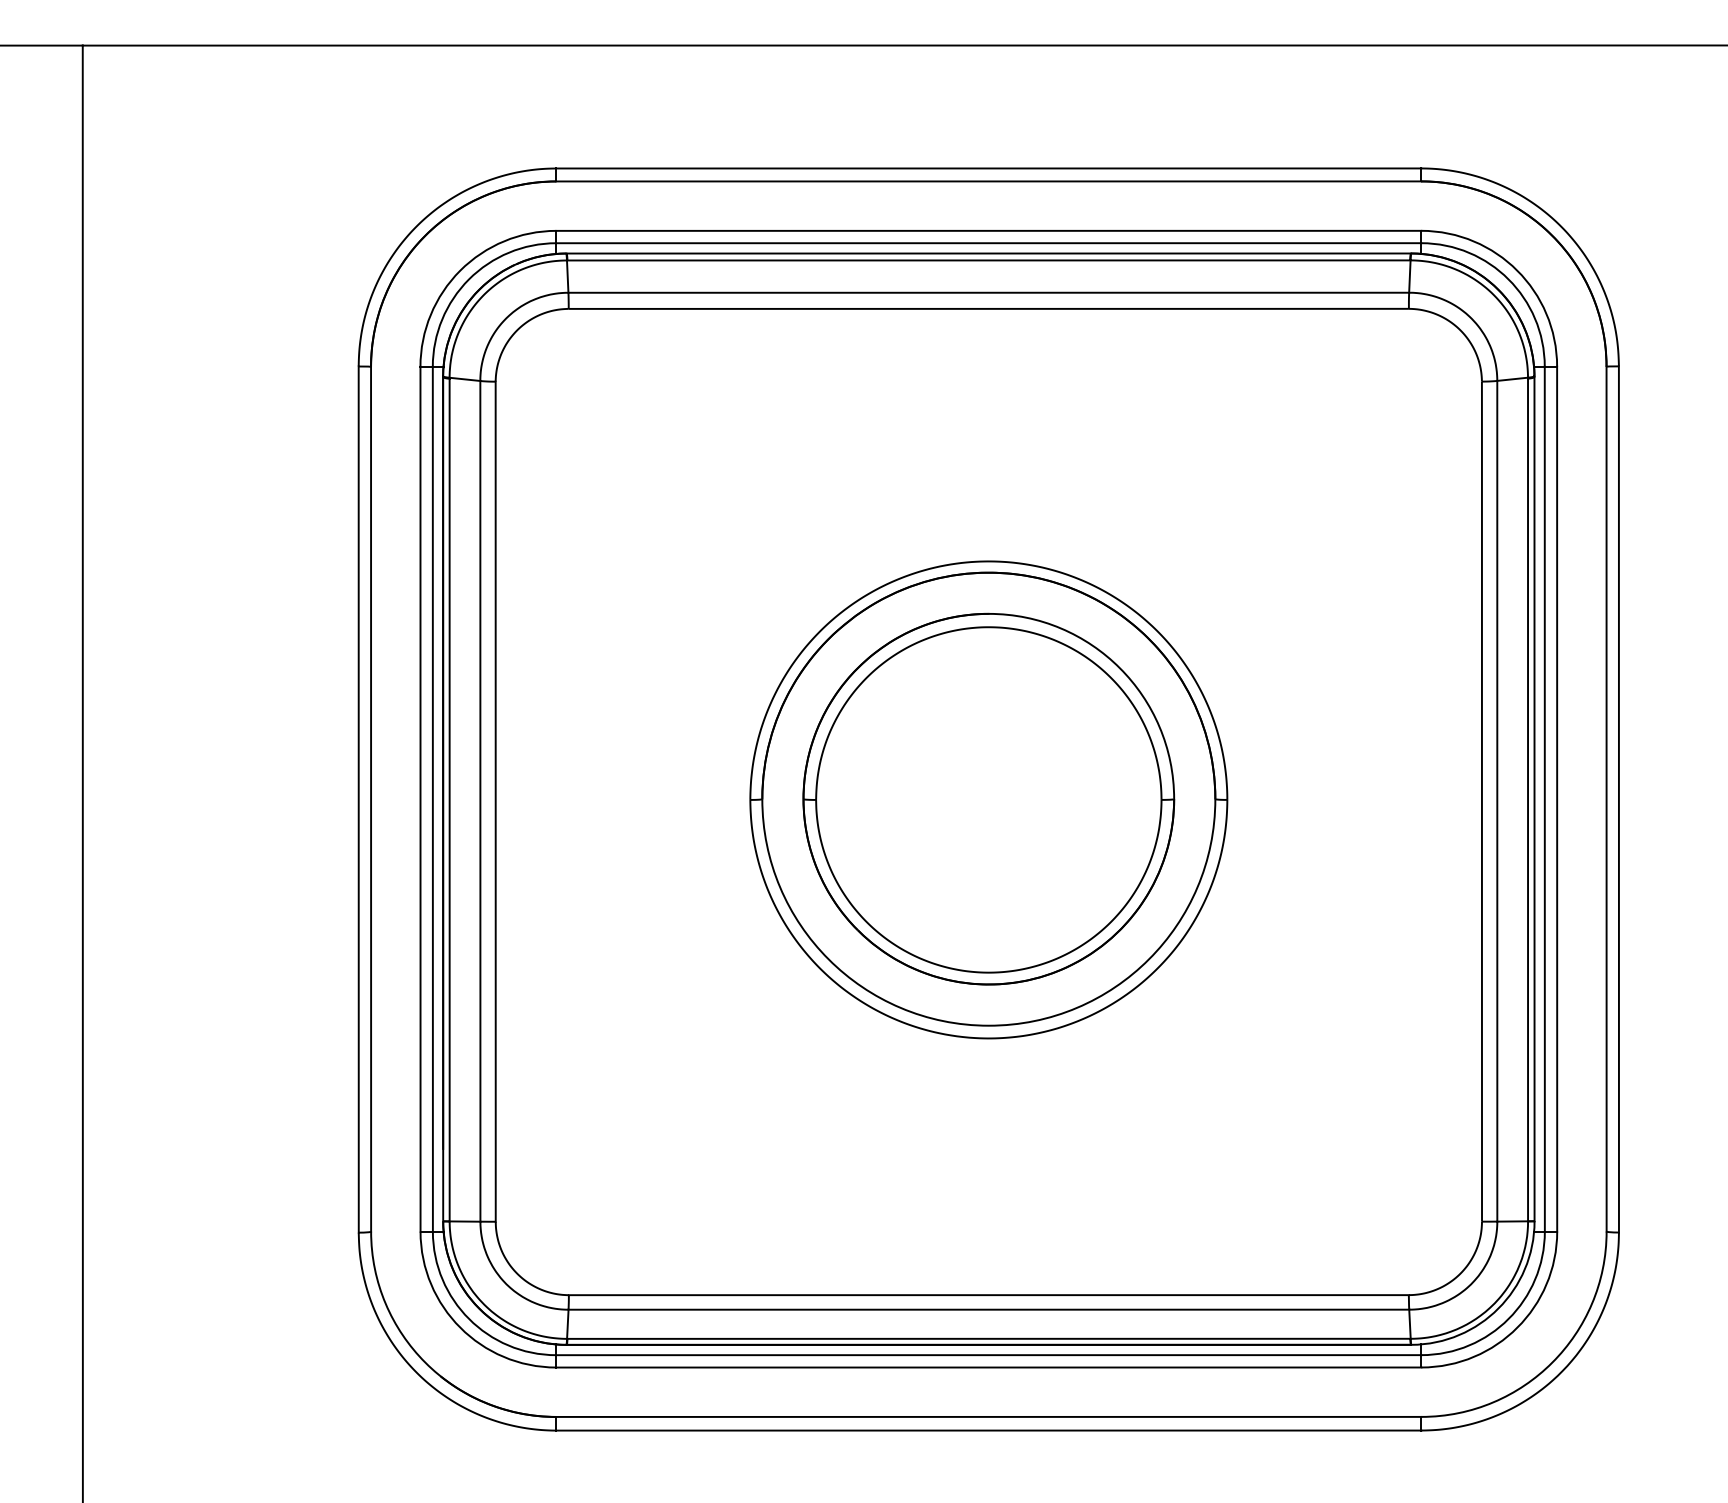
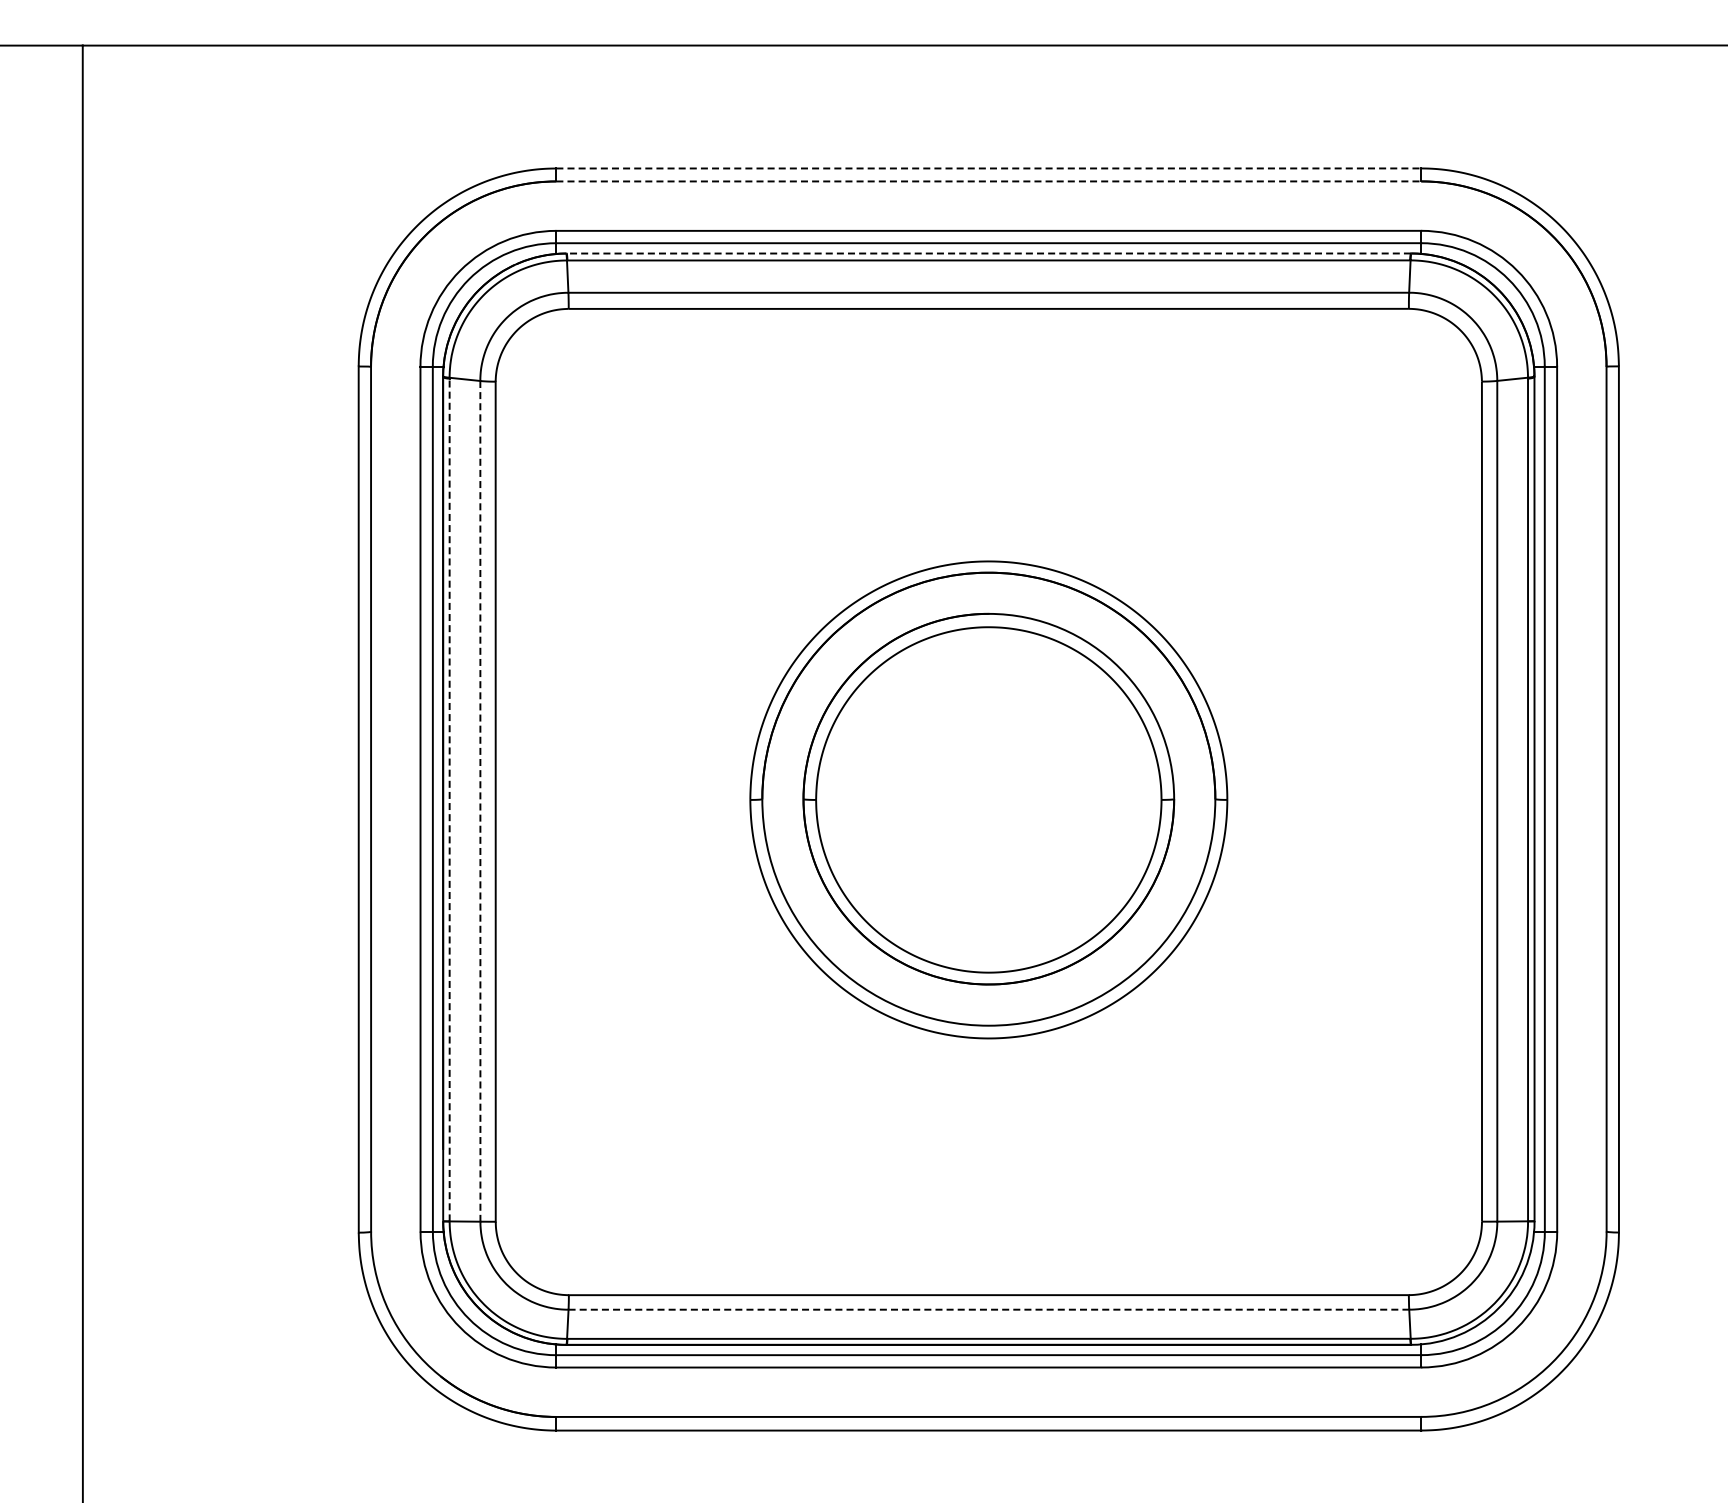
line: solid -> dashed (989, 168)
line: solid -> dashed (989, 181)
line: solid -> dashed (988, 253)
line: solid -> dashed (449, 799)
line: solid -> dashed (480, 801)
line: solid -> dashed (989, 1309)
